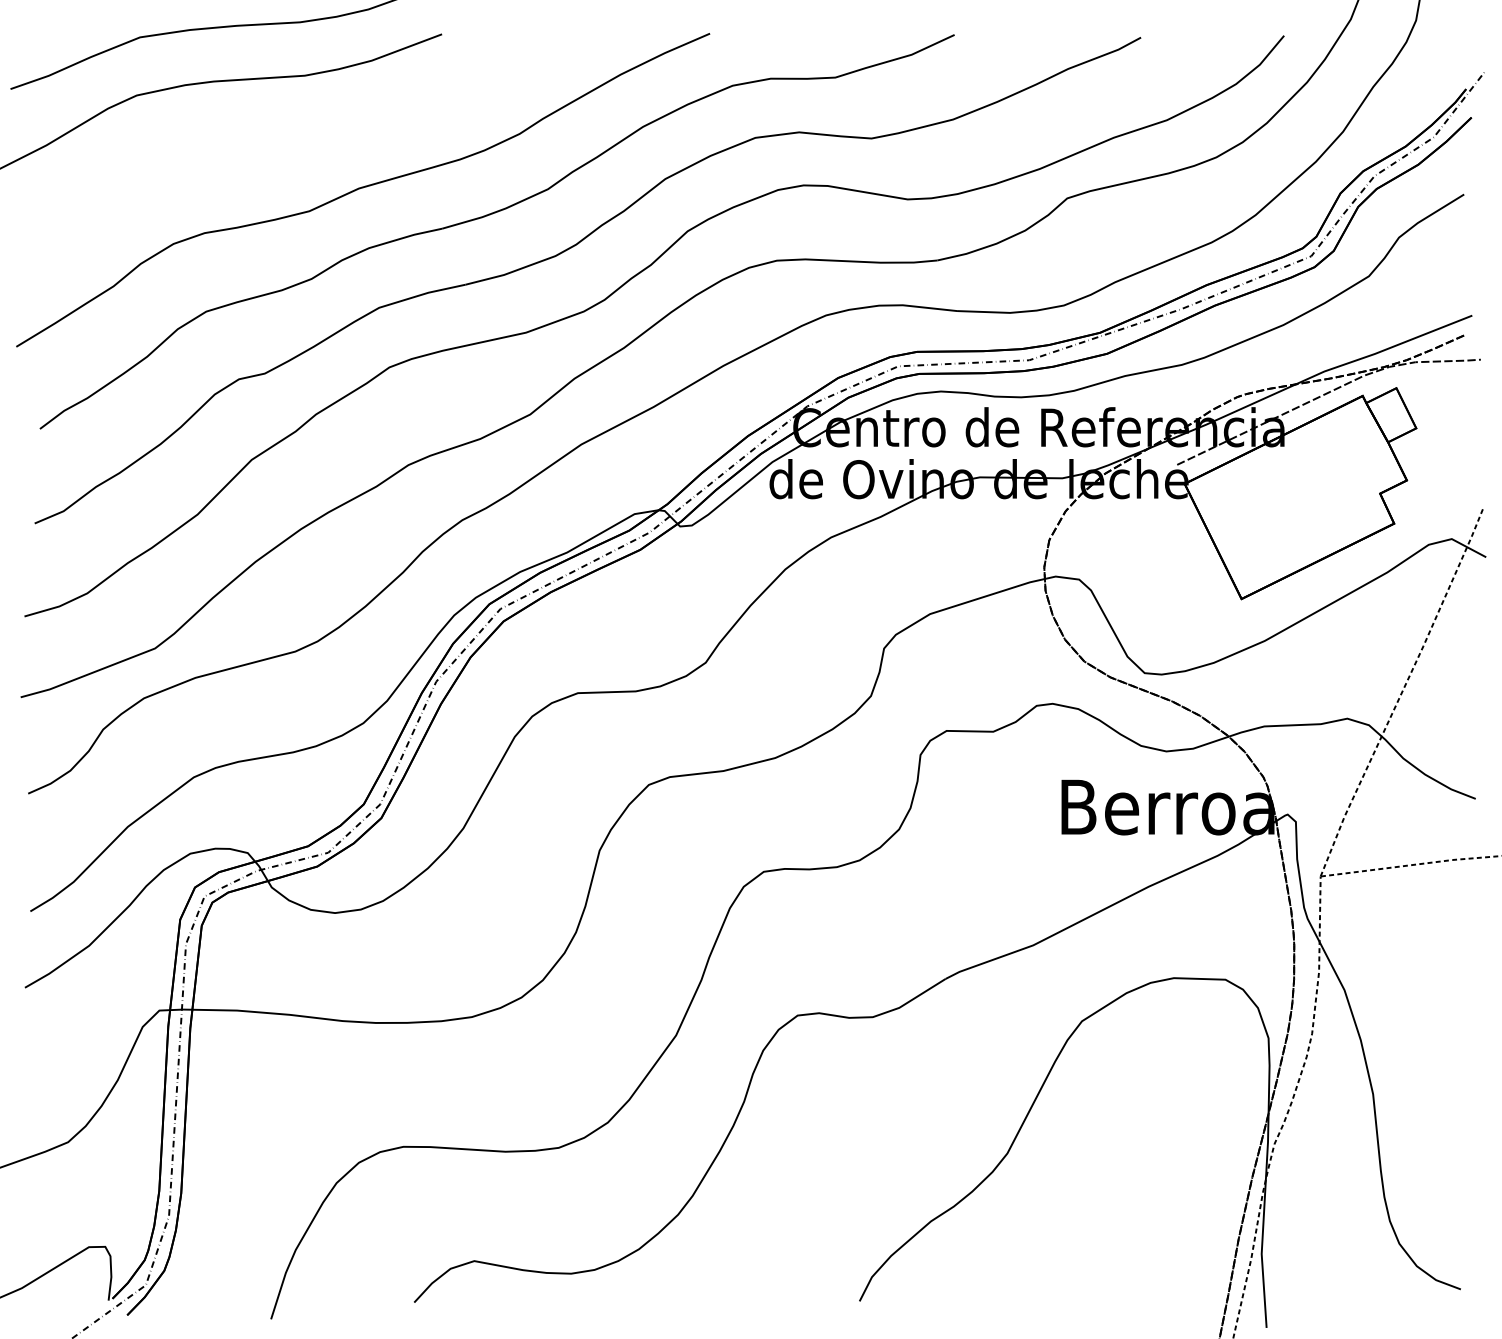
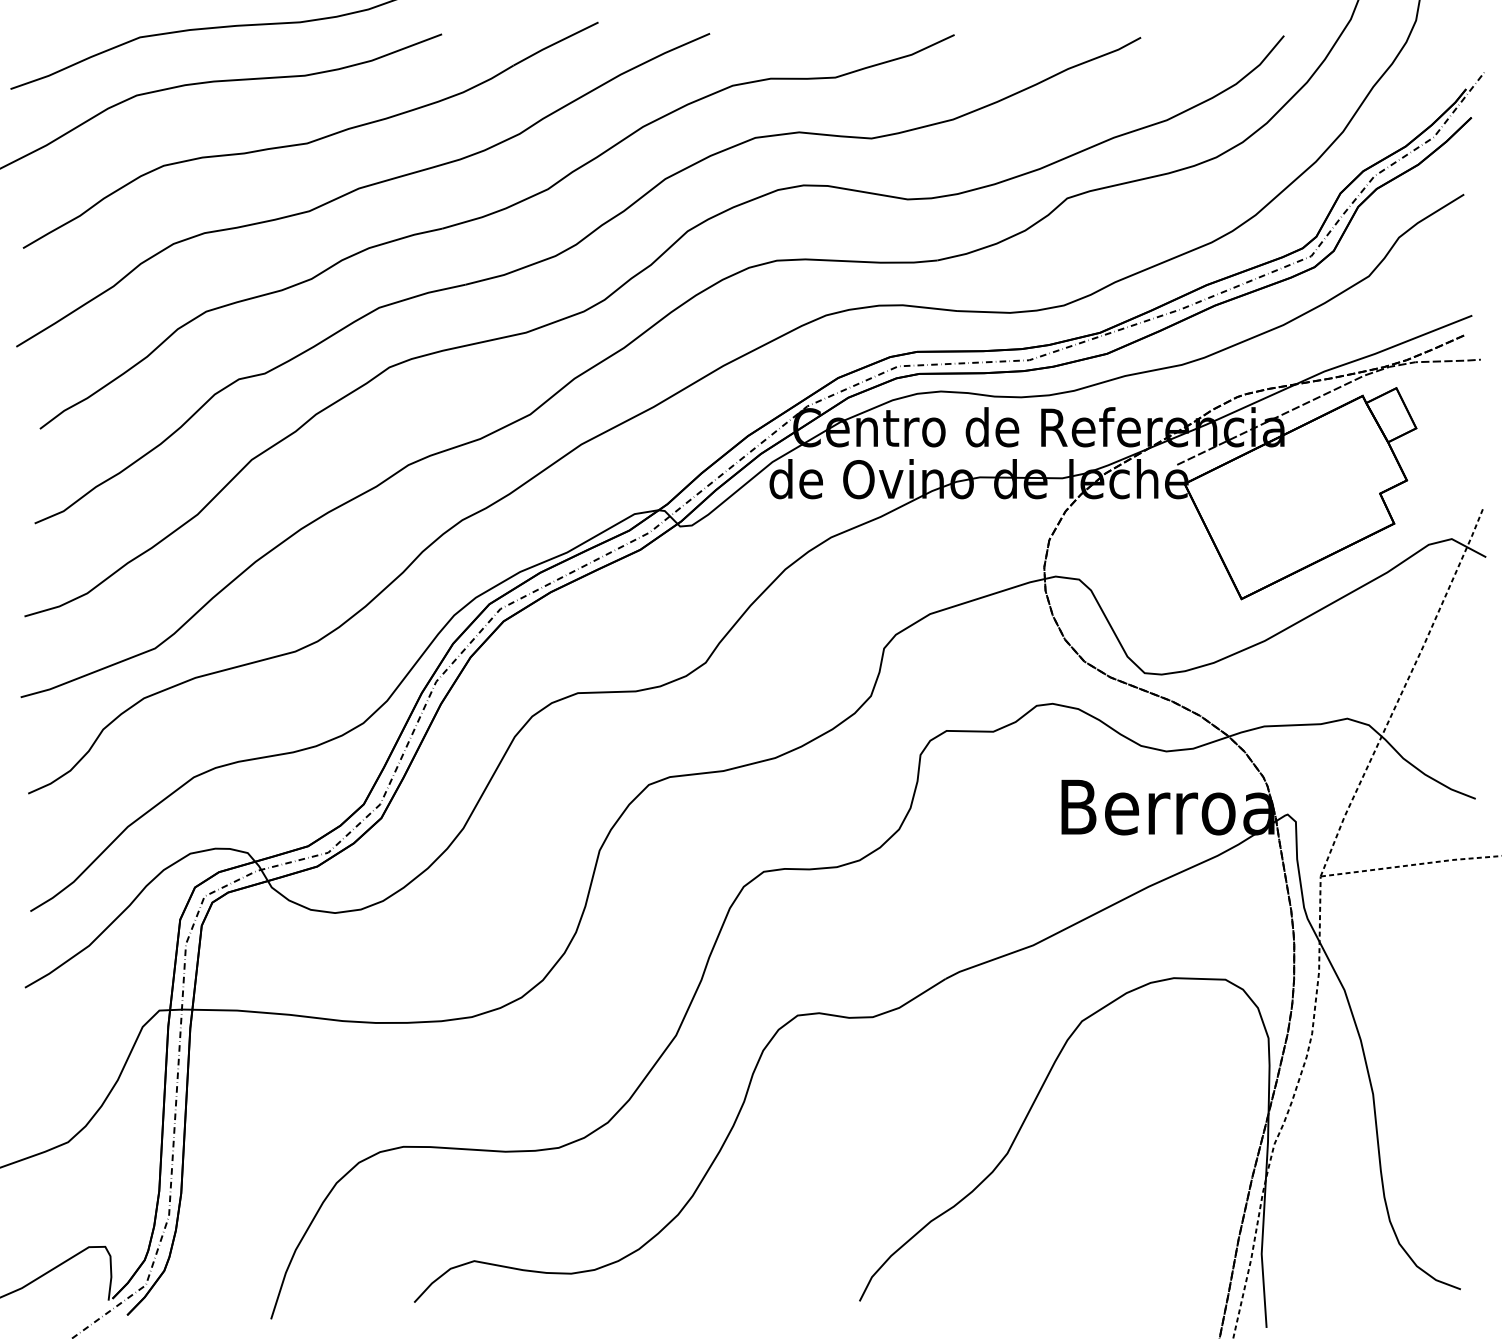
part: none -> present (312, 140)
